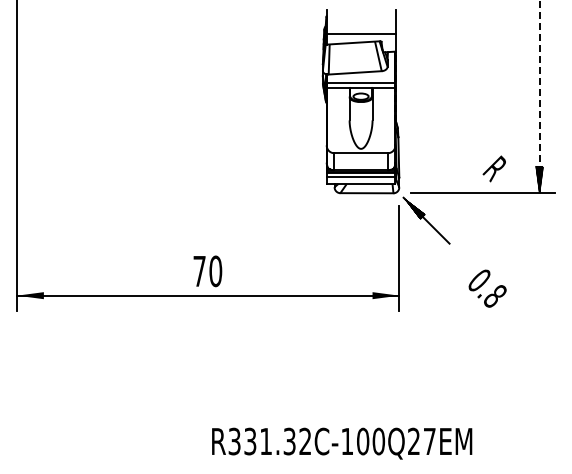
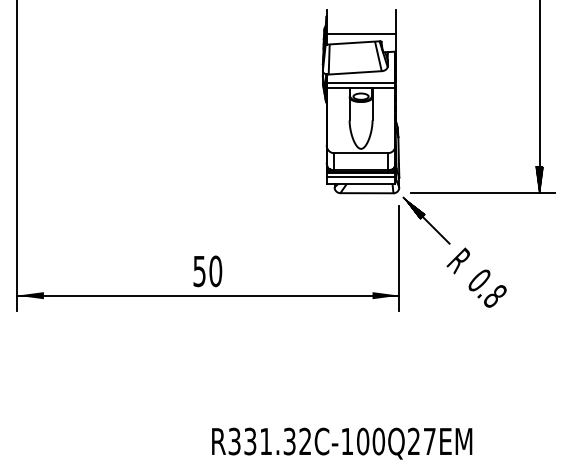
line: dashed -> solid (539, 97)
text position: (493, 168) -> (457, 260) (457, 260)
text: 70 -> 50 (199, 271)
